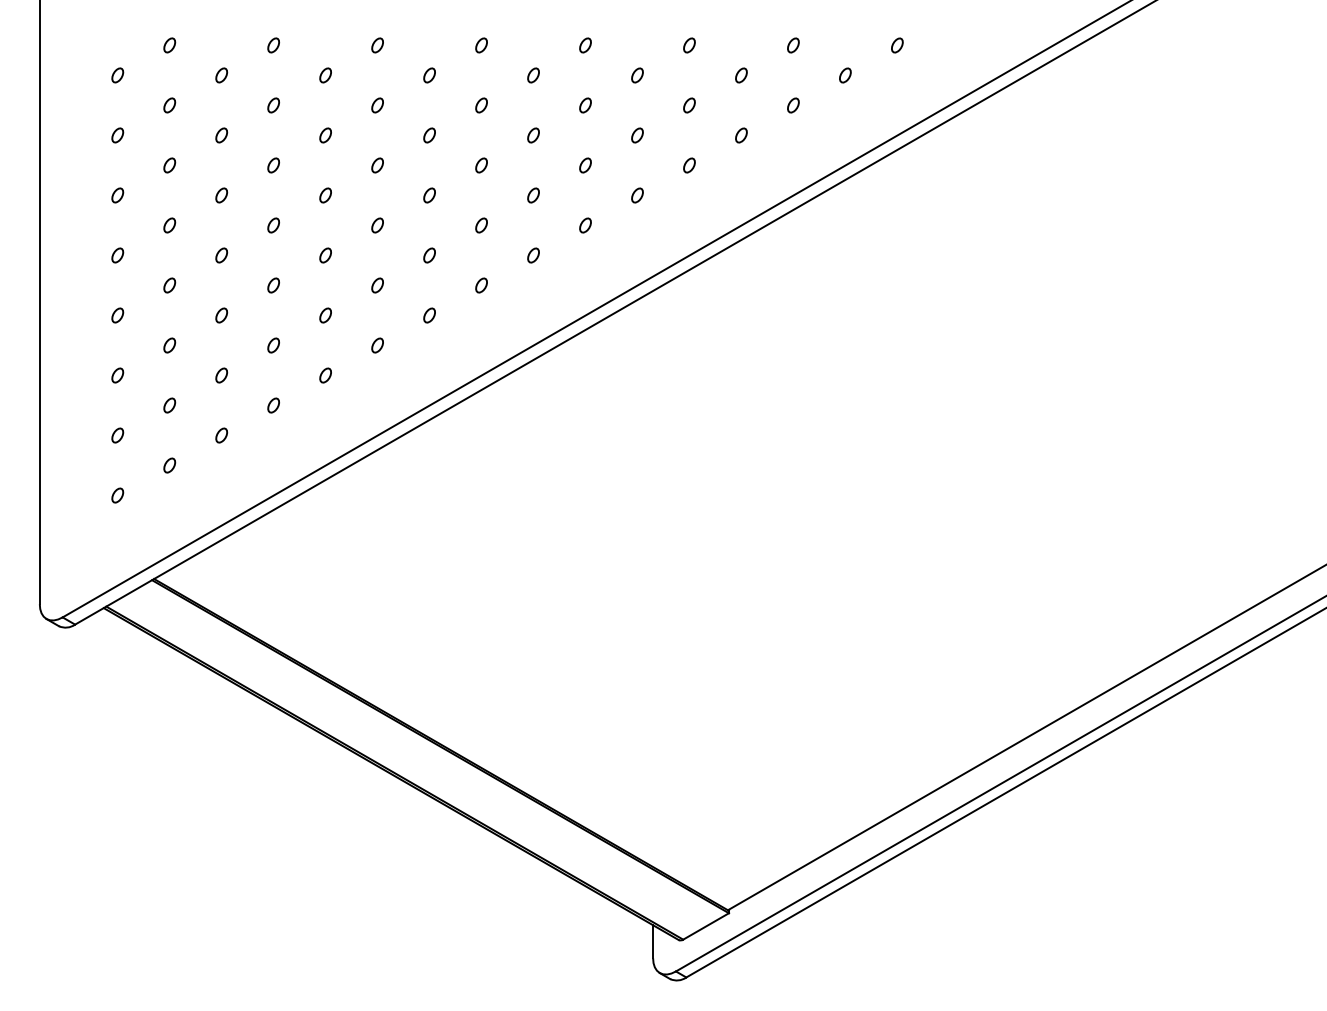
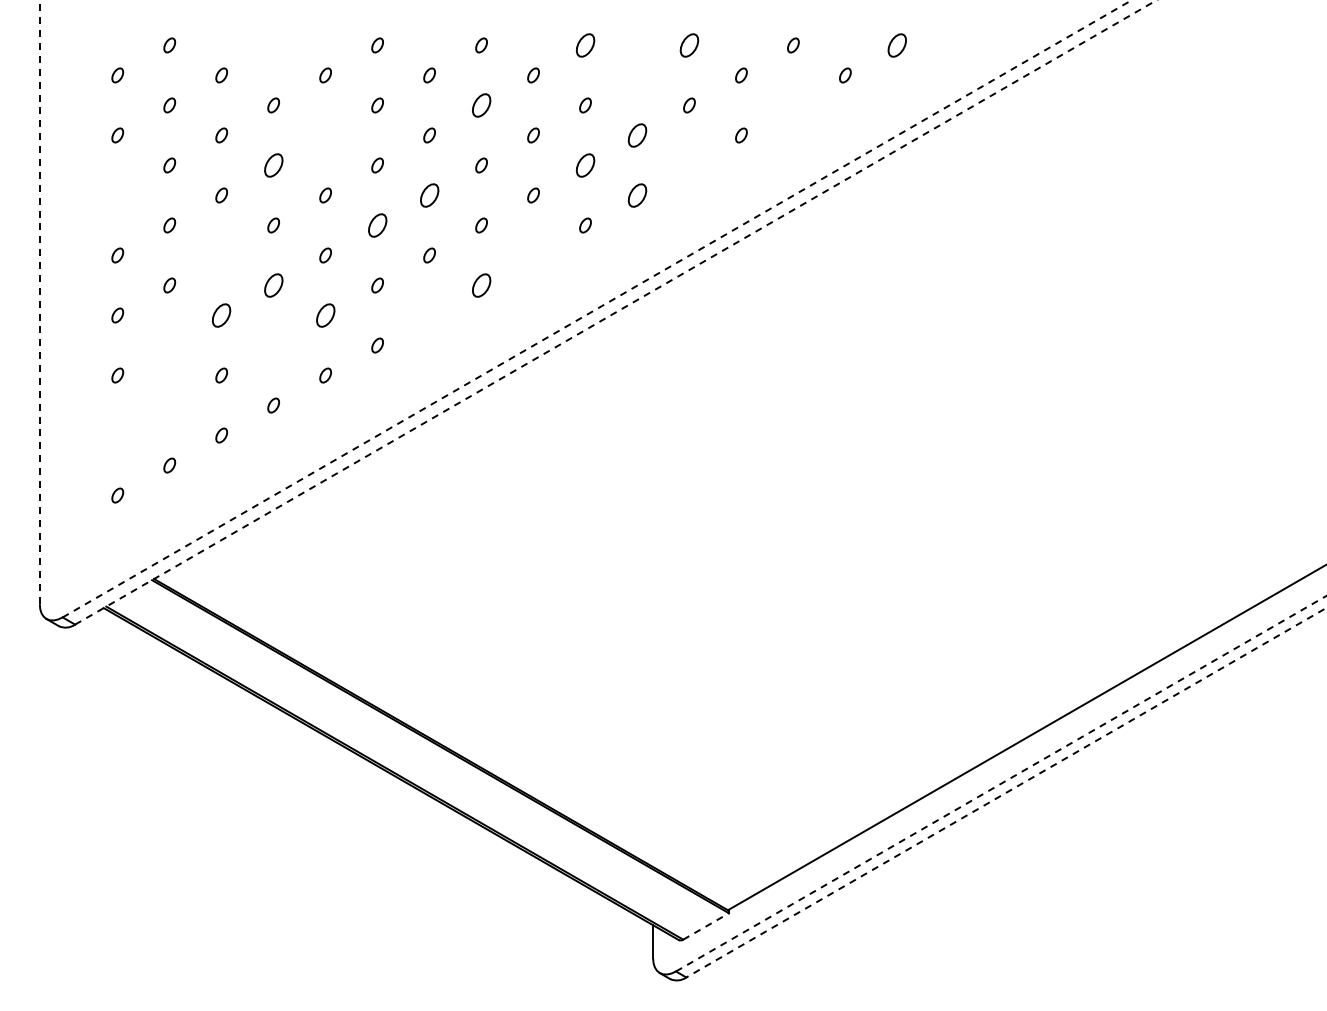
part: present -> none (273, 45)
part size: 13x17 px -> 21x25 px (585, 45)
part size: 13x17 px -> 21x25 px (689, 45)
part size: 13x17 px -> 20x25 px (896, 45)
part: present -> none (637, 75)
part size: 13x17 px -> 20x25 px (481, 105)
part: present -> none (793, 105)
part: present -> none (325, 135)
part size: 13x17 px -> 21x25 px (637, 135)
part size: 13x17 px -> 20x25 px (273, 165)
part size: 13x17 px -> 21x25 px (585, 165)
part: present -> none (689, 165)
part: present -> none (117, 195)
part size: 13x17 px -> 20x25 px (429, 195)
part size: 13x17 px -> 21x25 px (637, 195)
part size: 13x17 px -> 20x25 px (377, 225)
part: present -> none (221, 255)
part: present -> none (533, 255)
part size: 13x17 px -> 20x25 px (273, 285)
part size: 13x17 px -> 20x25 px (481, 285)
line: solid -> dashed (39, 302)
line: solid -> dashed (597, 308)
line: solid -> dashed (616, 312)
part size: 14x17 px -> 21x25 px (221, 315)
part size: 13x17 px -> 20x25 px (325, 315)
part: present -> none (429, 315)
part: present -> none (169, 345)
part: present -> none (273, 345)
part: present -> none (169, 405)
part: present -> none (117, 435)
line: solid -> dashed (1001, 783)
line: solid -> dashed (1005, 793)
line: solid -> dashed (706, 926)
